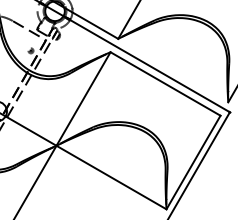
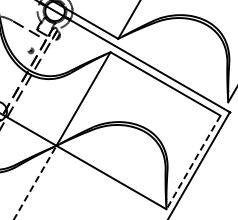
line: solid -> dashed (193, 162)
line: solid -> dashed (35, 182)
